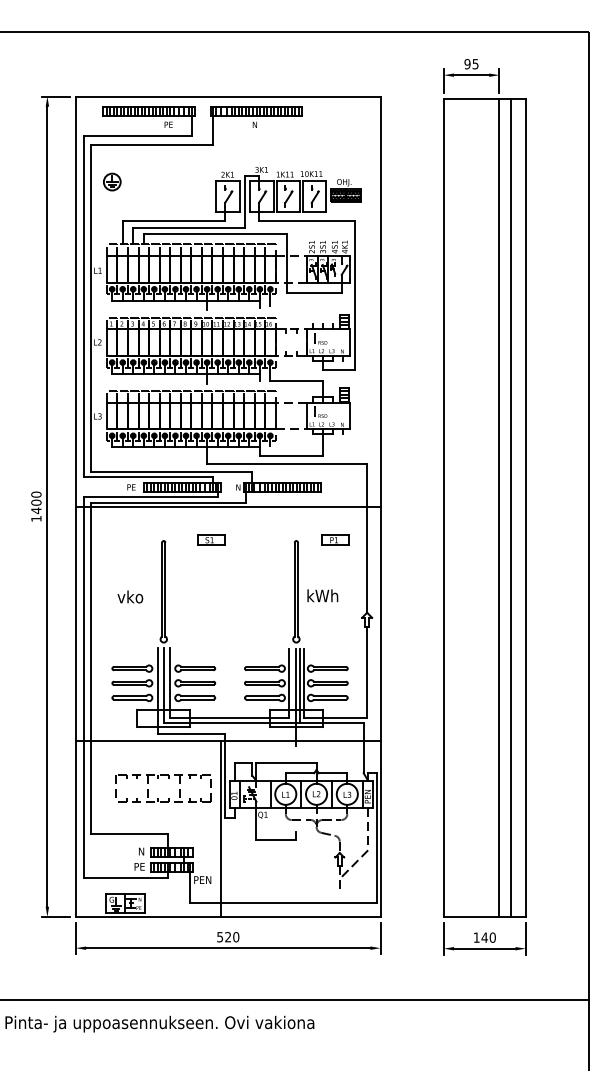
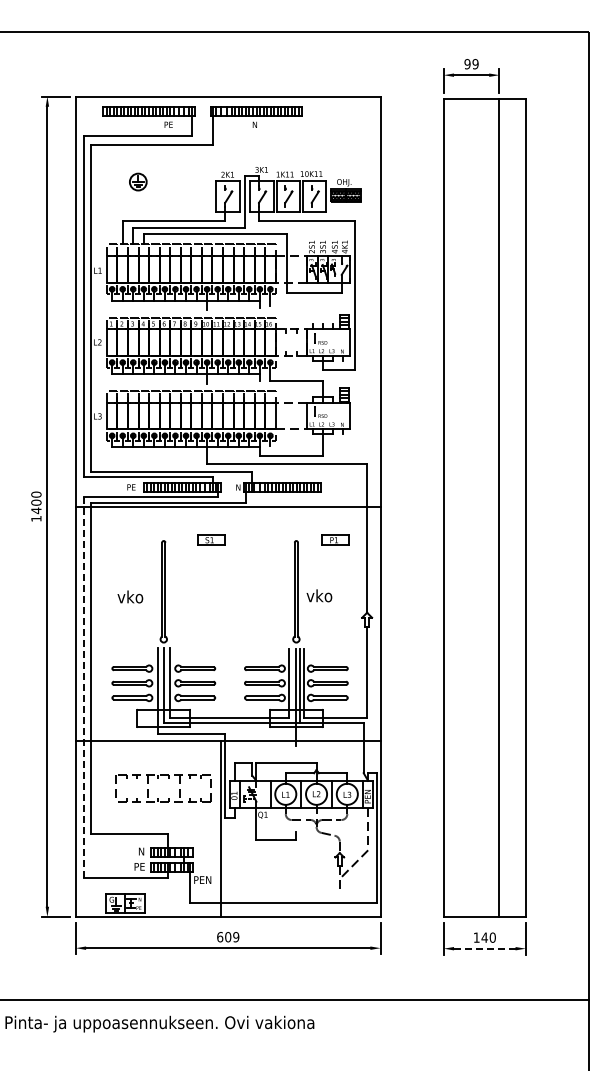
text: 95 -> 99 (475, 64)
part position: (112, 181) -> (138, 181) (138, 181)
line: present -> none (511, 507)
text: kWh -> vko (322, 595)
line: solid -> dashed (84, 687)
text: 520 -> 609 (228, 937)
line: solid -> dashed (484, 948)
